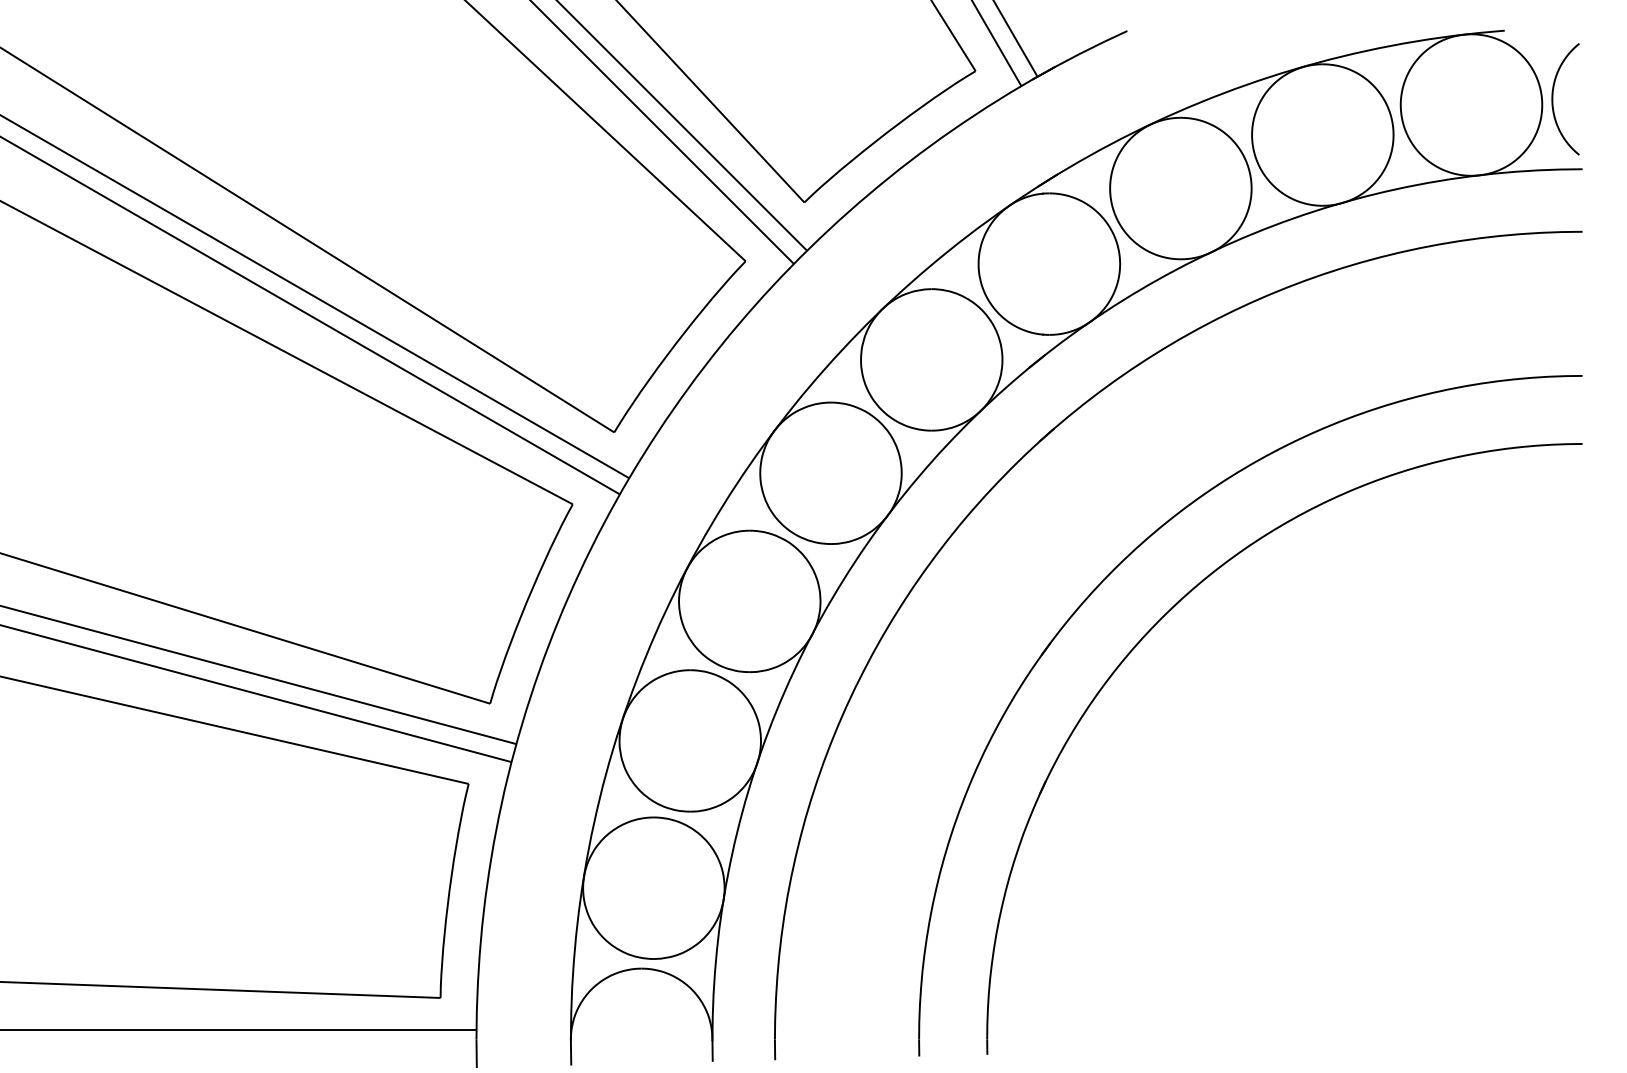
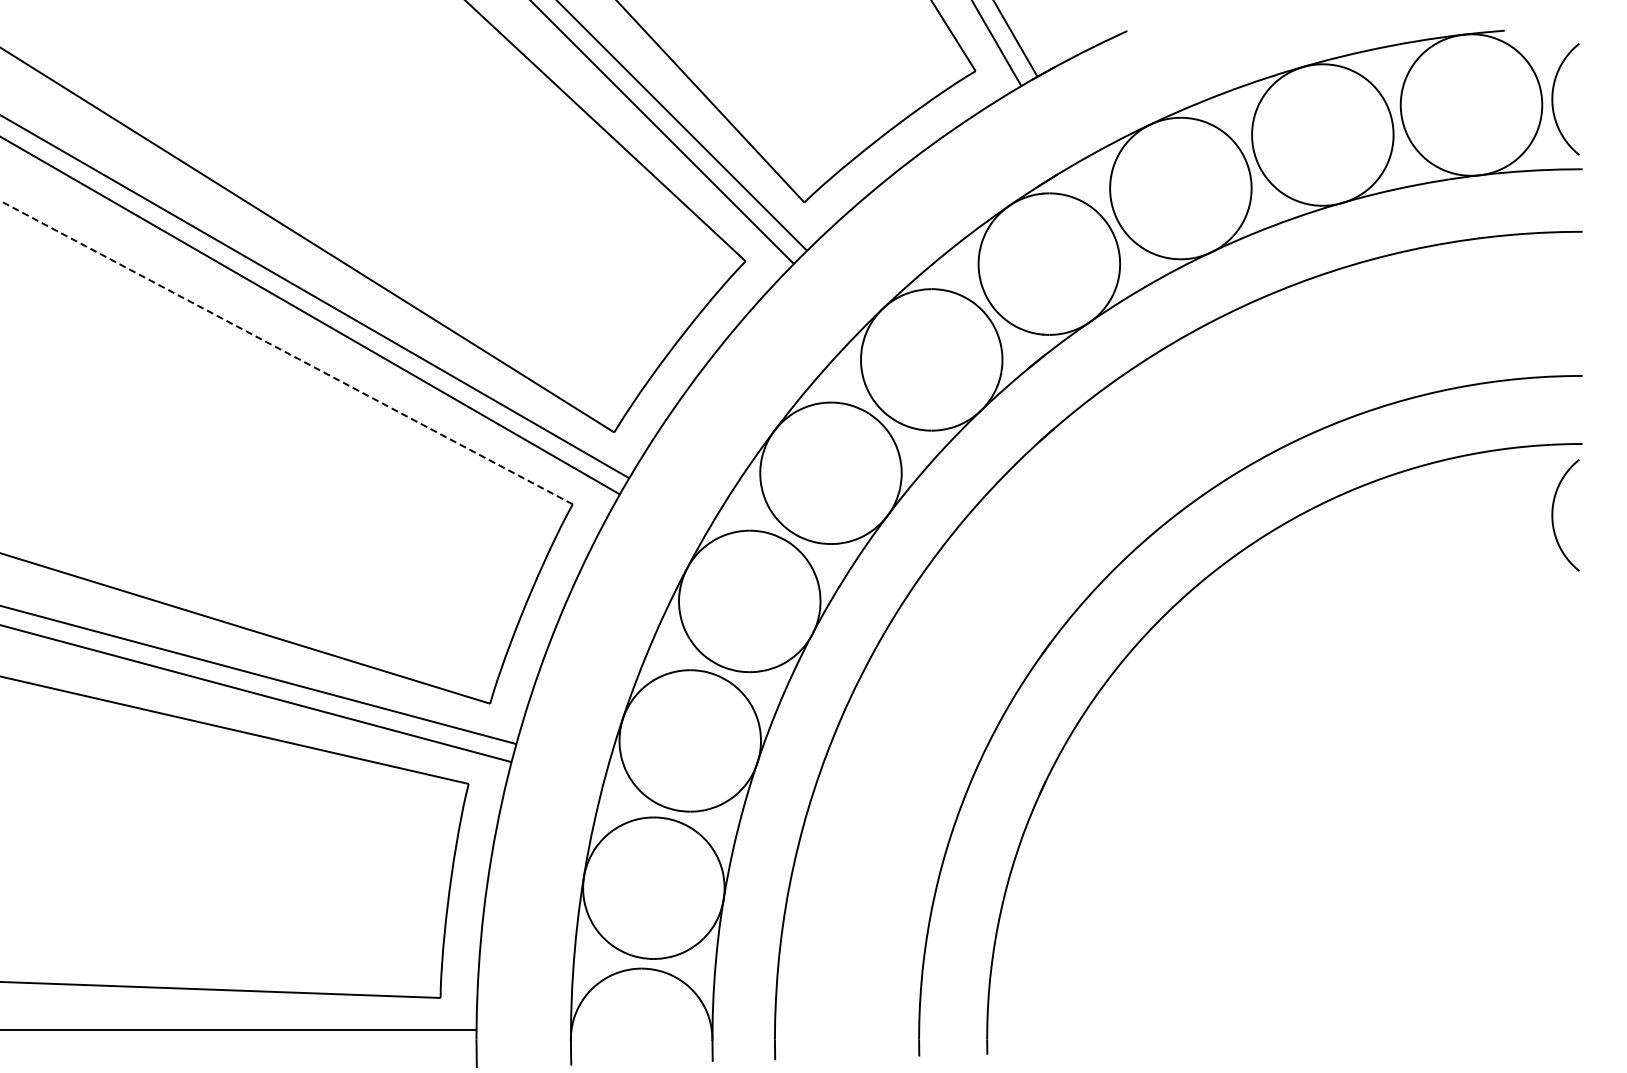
line: solid -> dashed (286, 352)
curve: none -> present (1553, 515)
